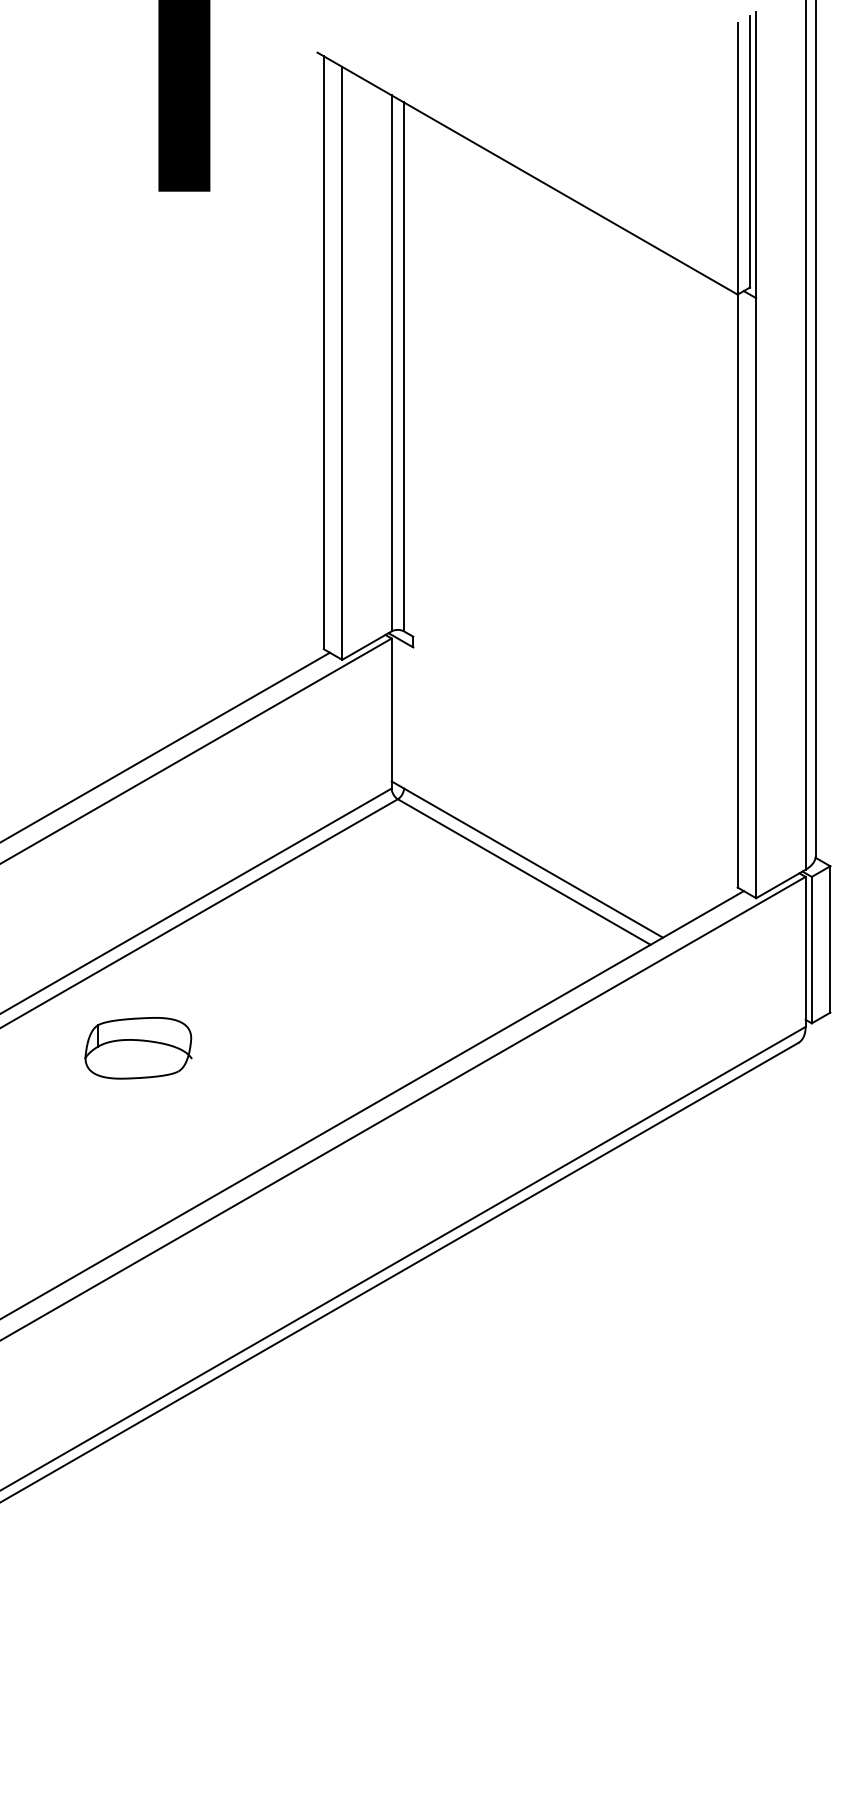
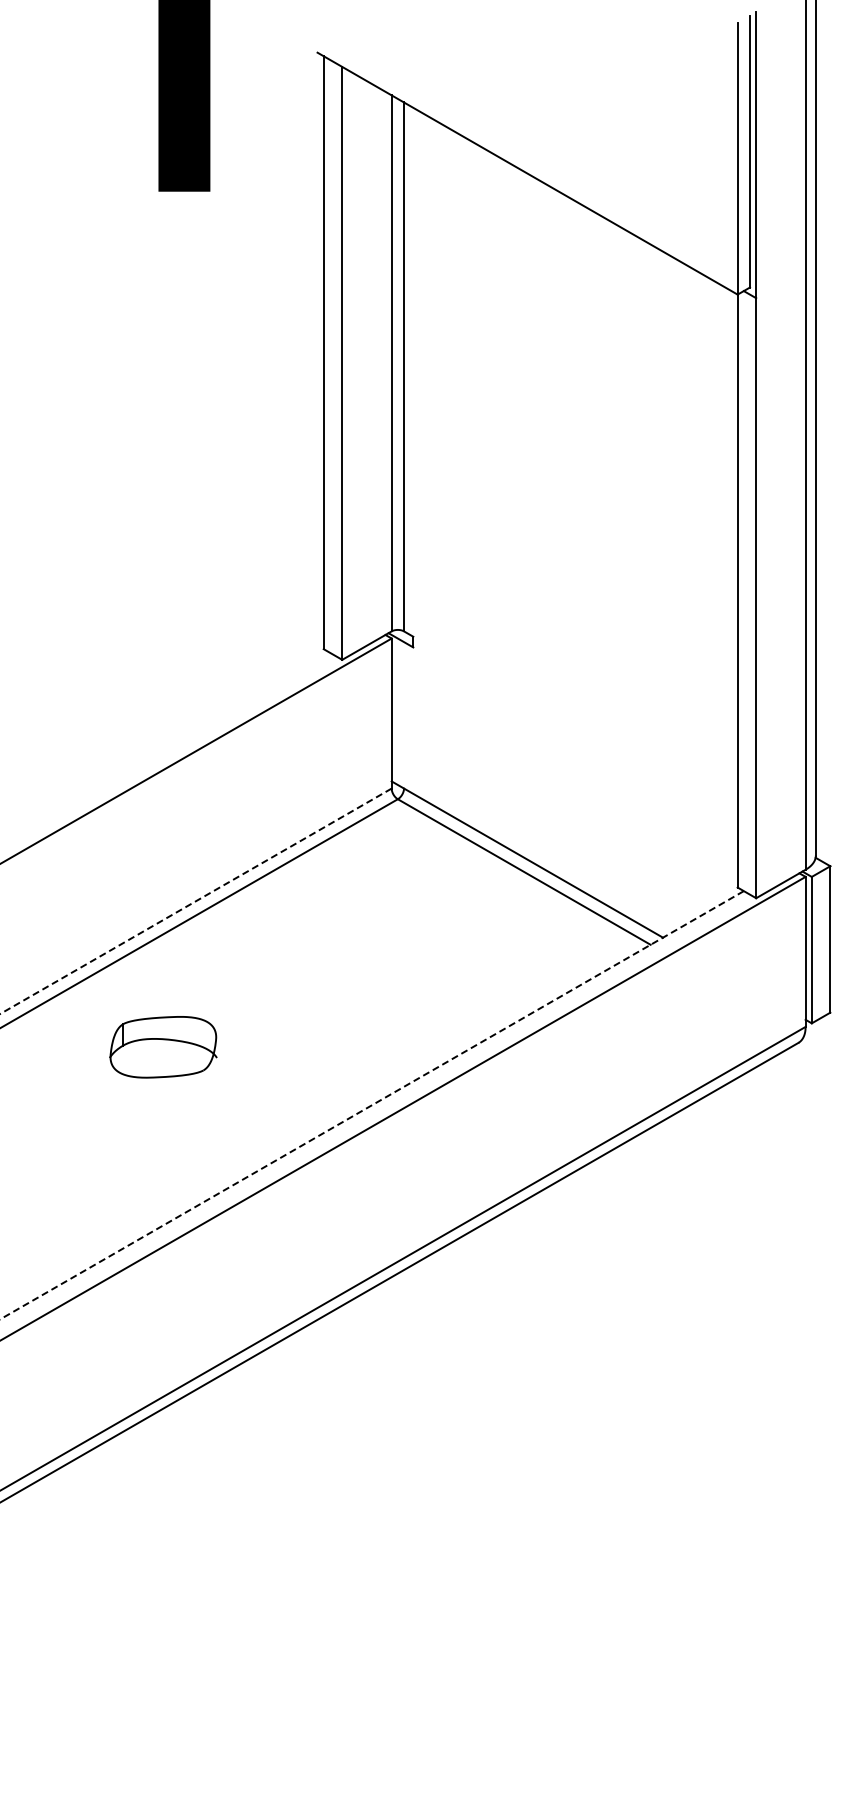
line: present -> none (165, 746)
line: solid -> dashed (195, 901)
part position: (138, 1048) -> (163, 1047) (163, 1047)
line: solid -> dashed (372, 1105)
